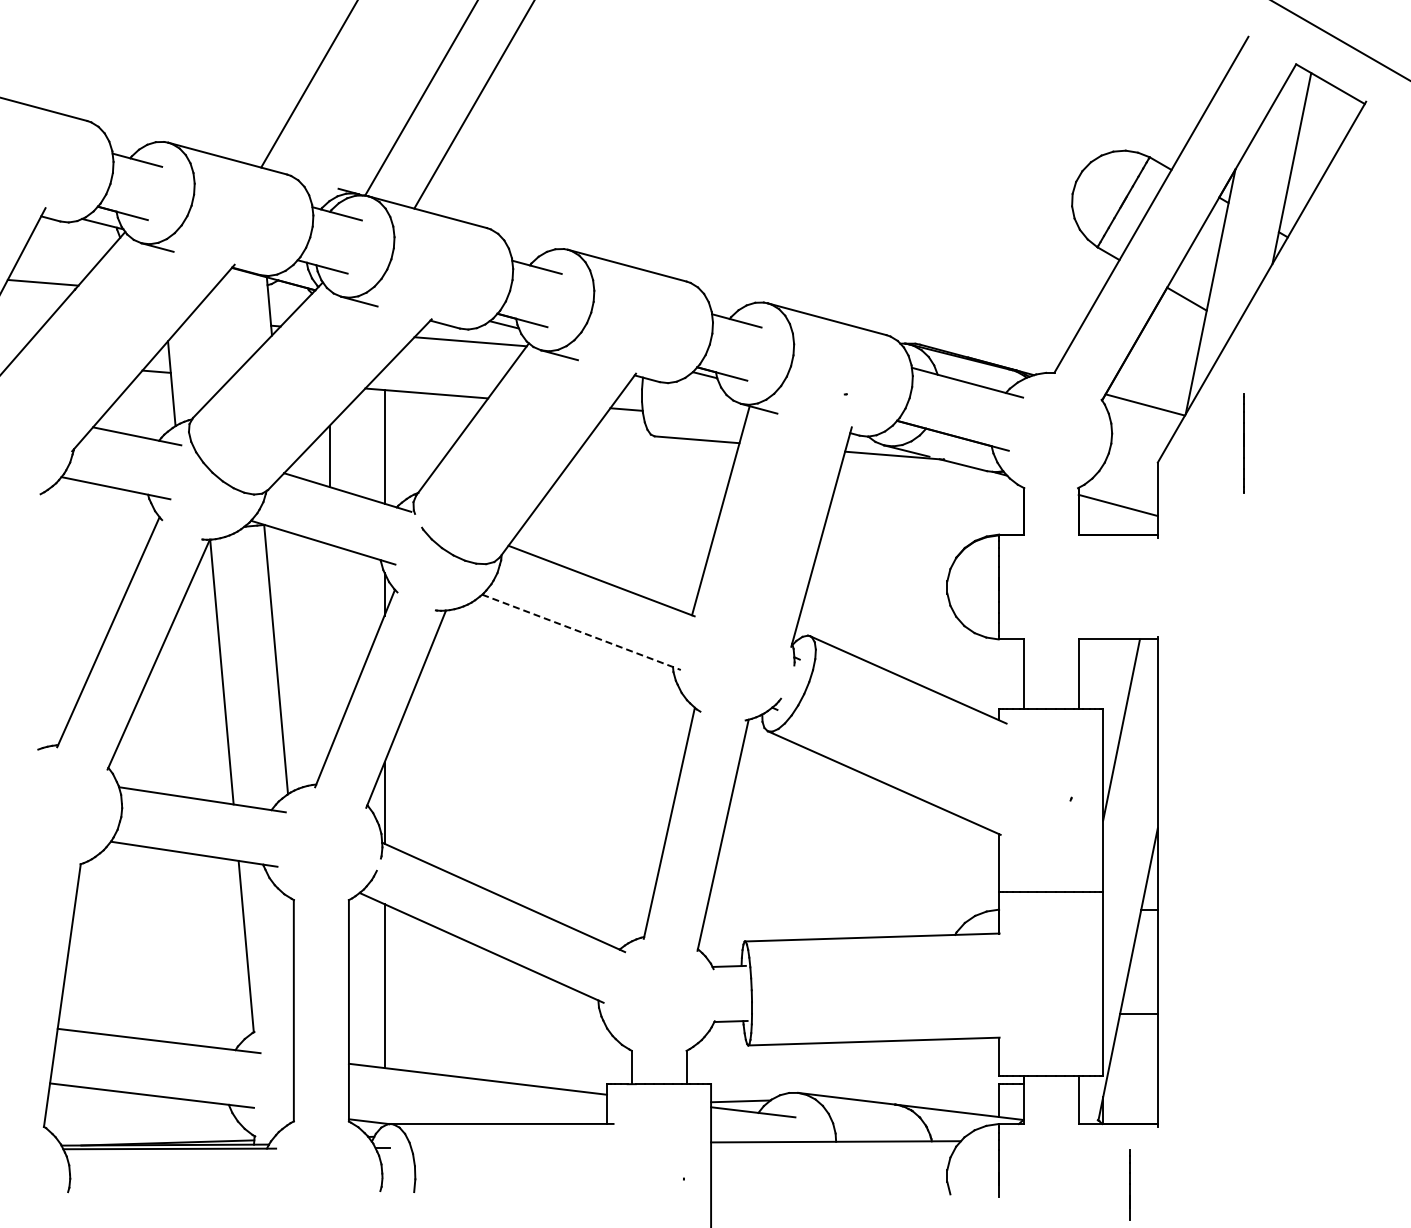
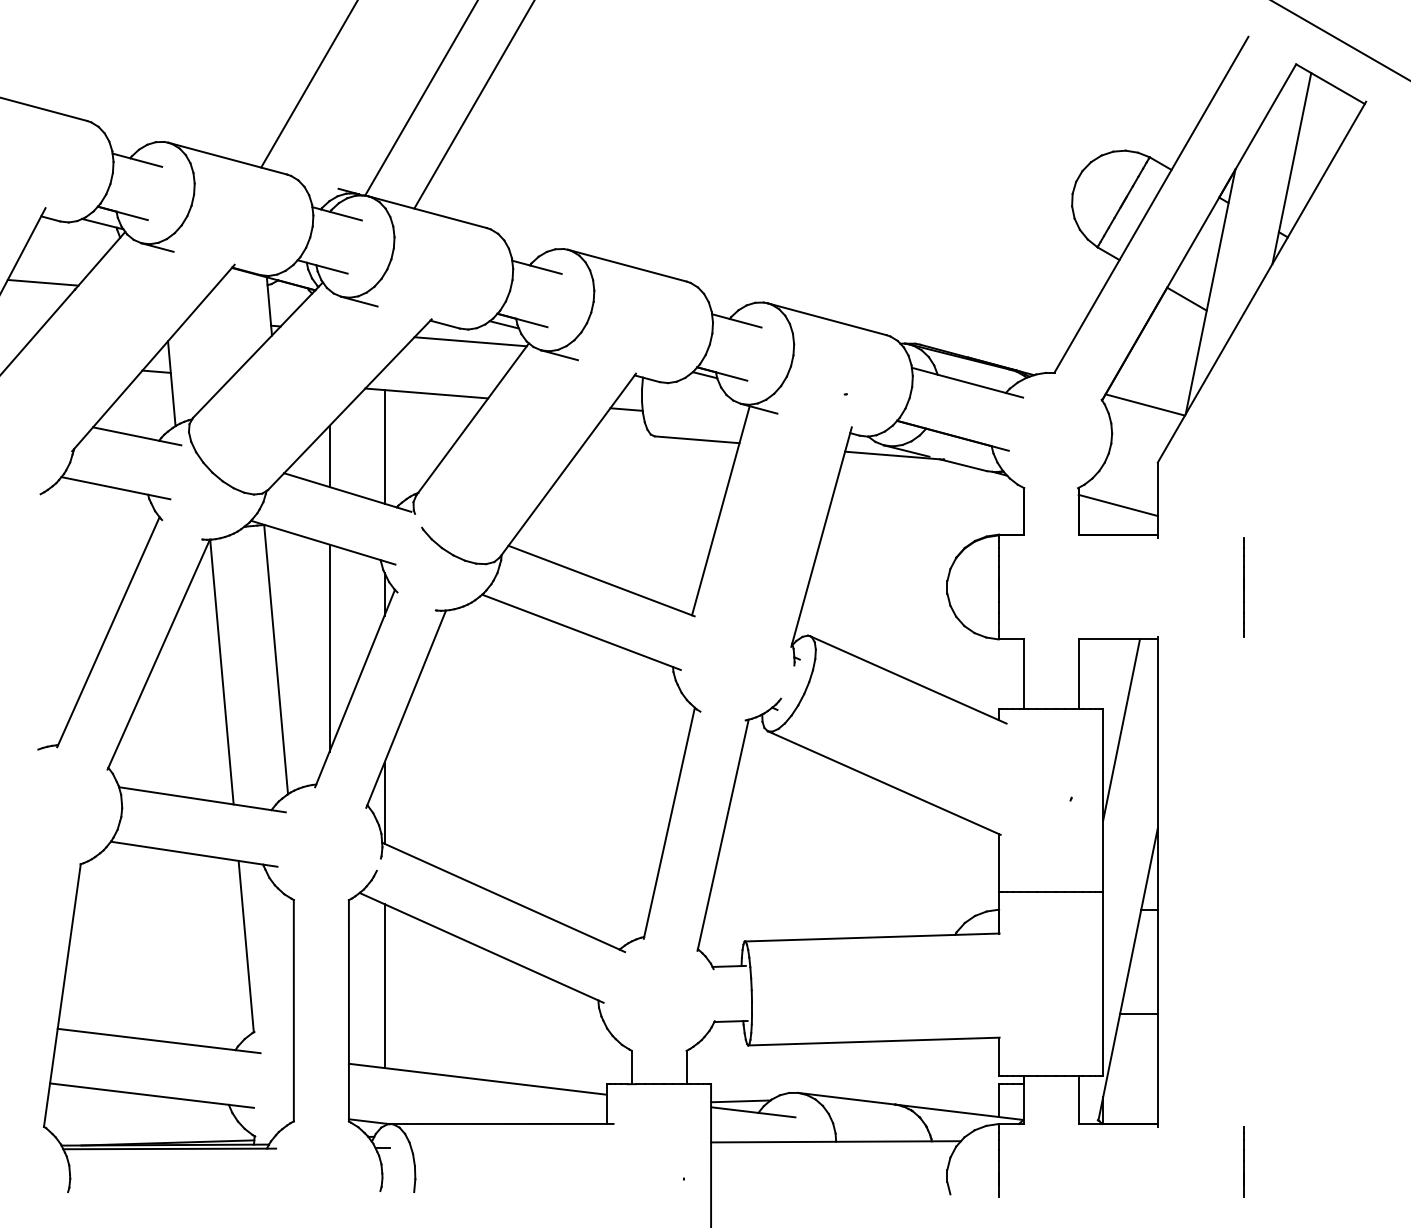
line position: (1243, 443) -> (1243, 587) (1243, 587)
line: dashed -> solid (581, 632)
line: none -> present (329, 647)
line position: (1129, 1184) -> (1243, 1161) (1243, 1161)
